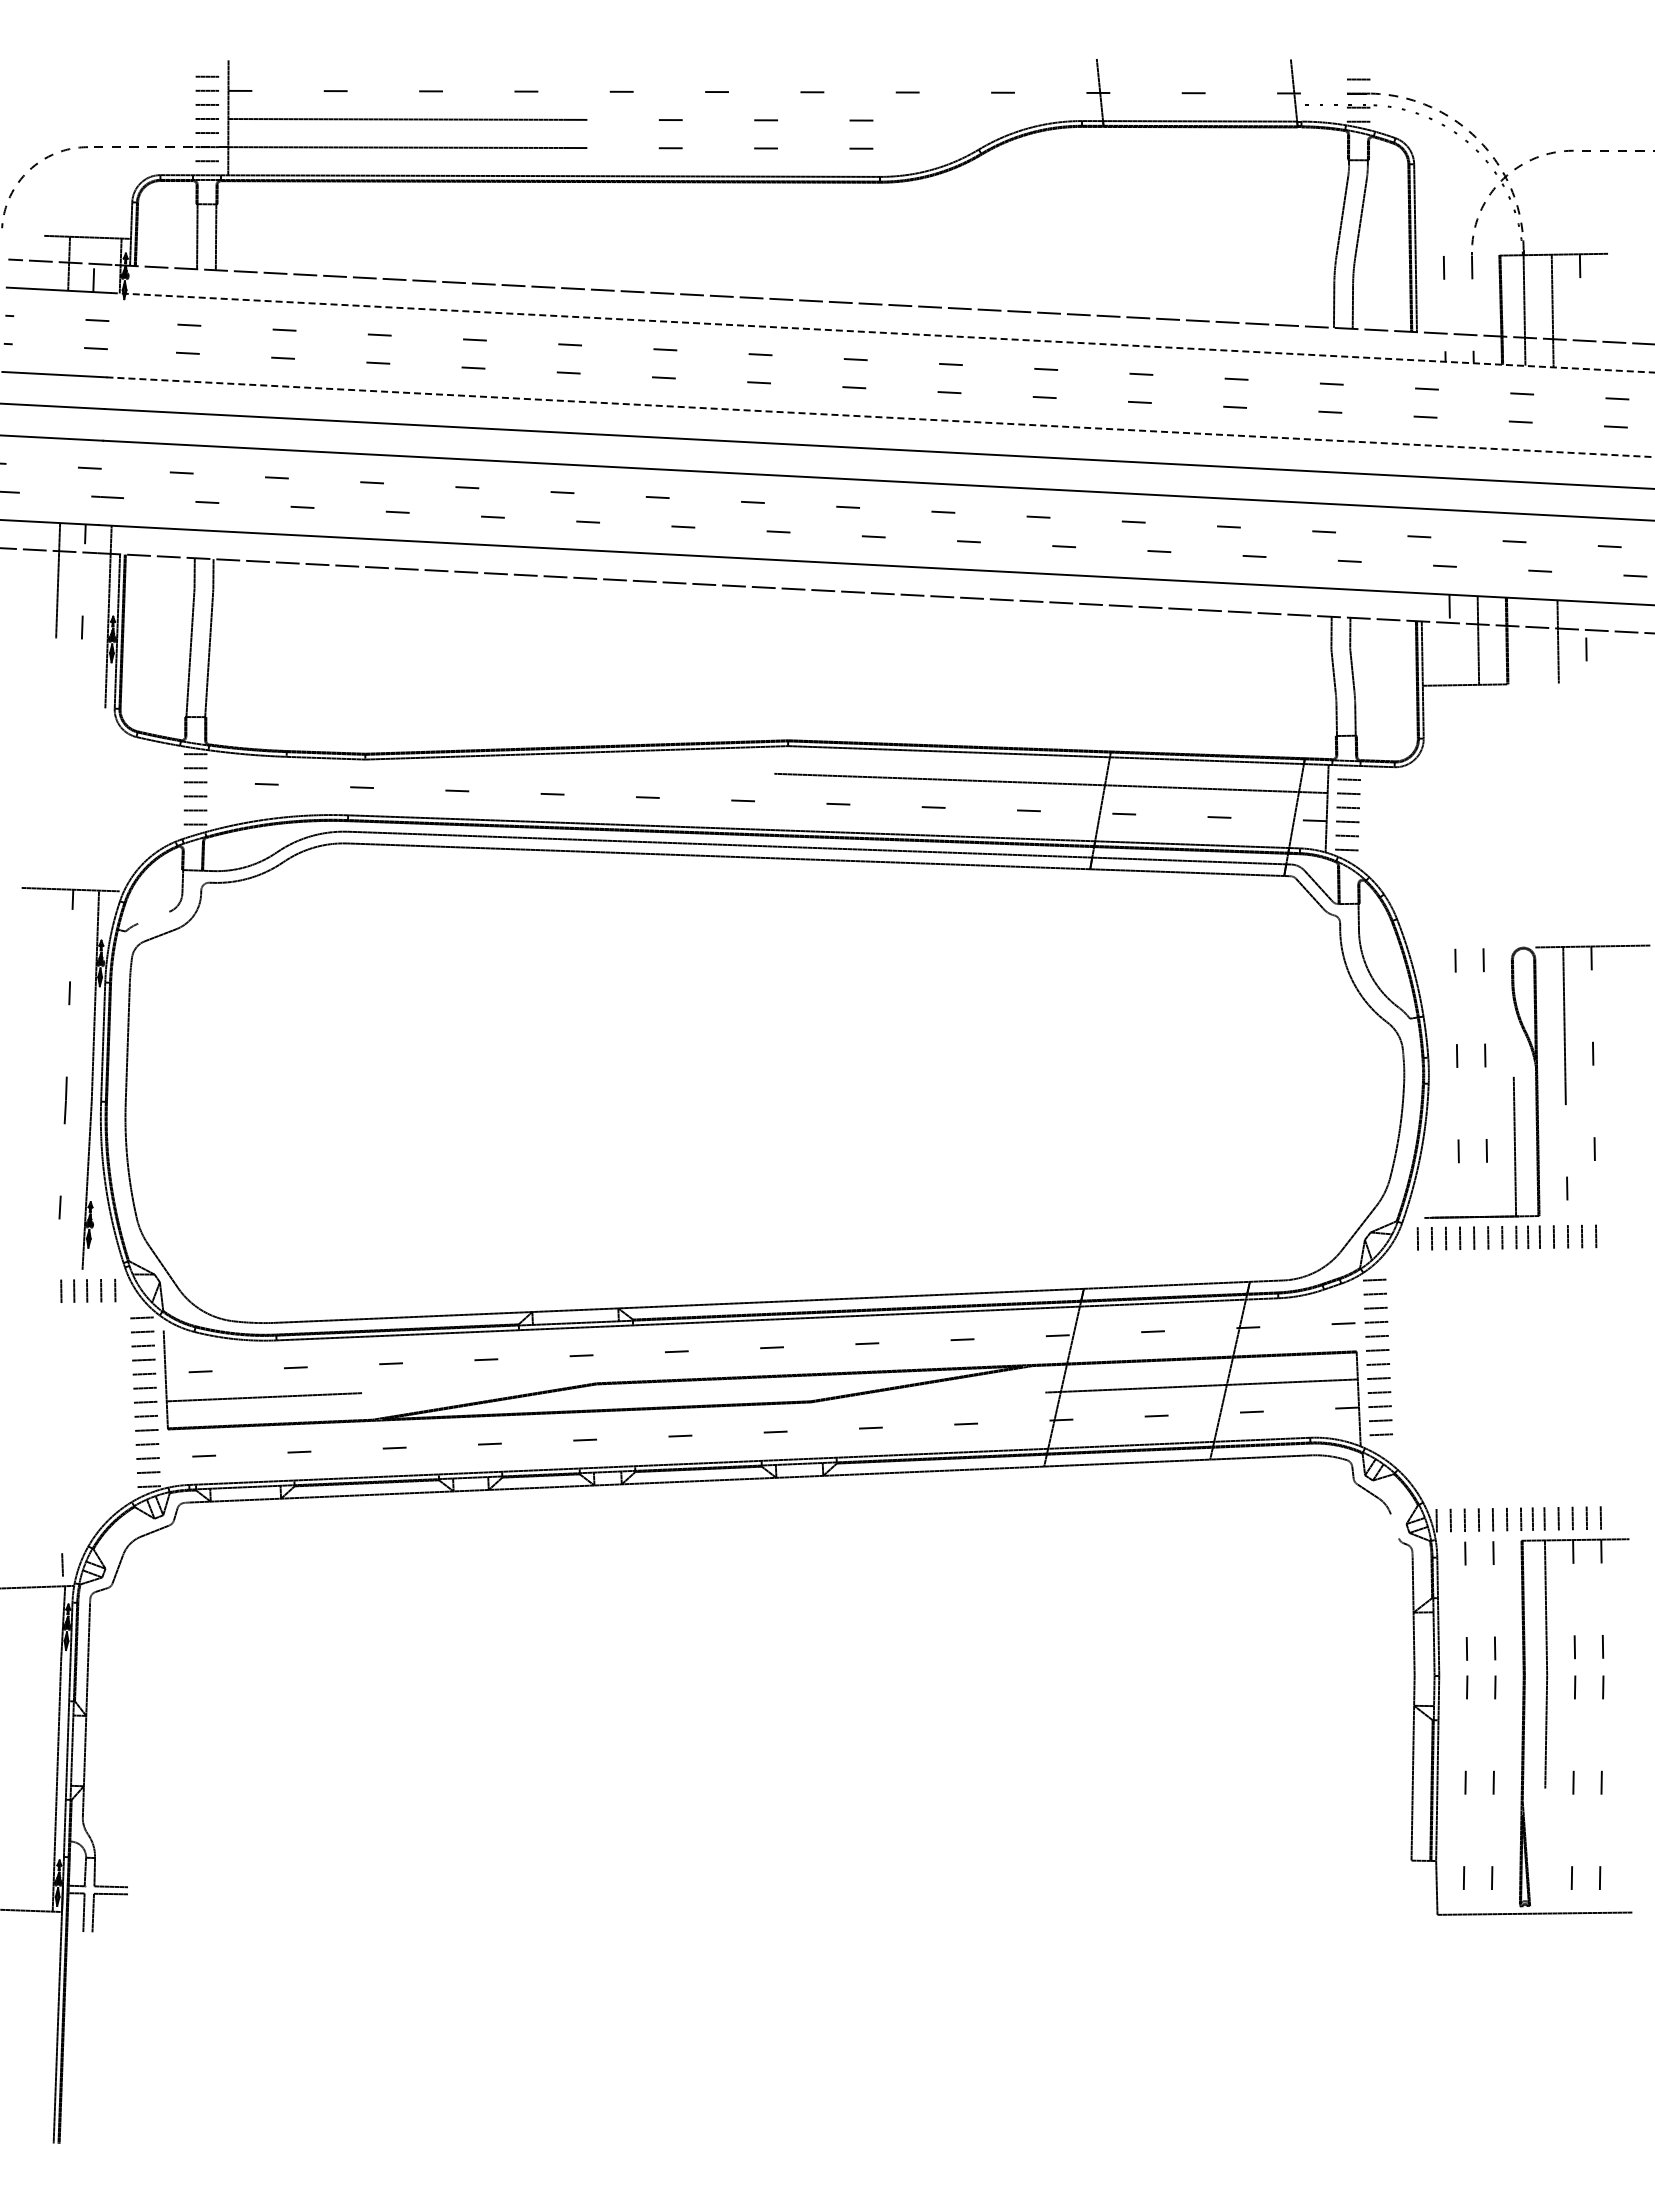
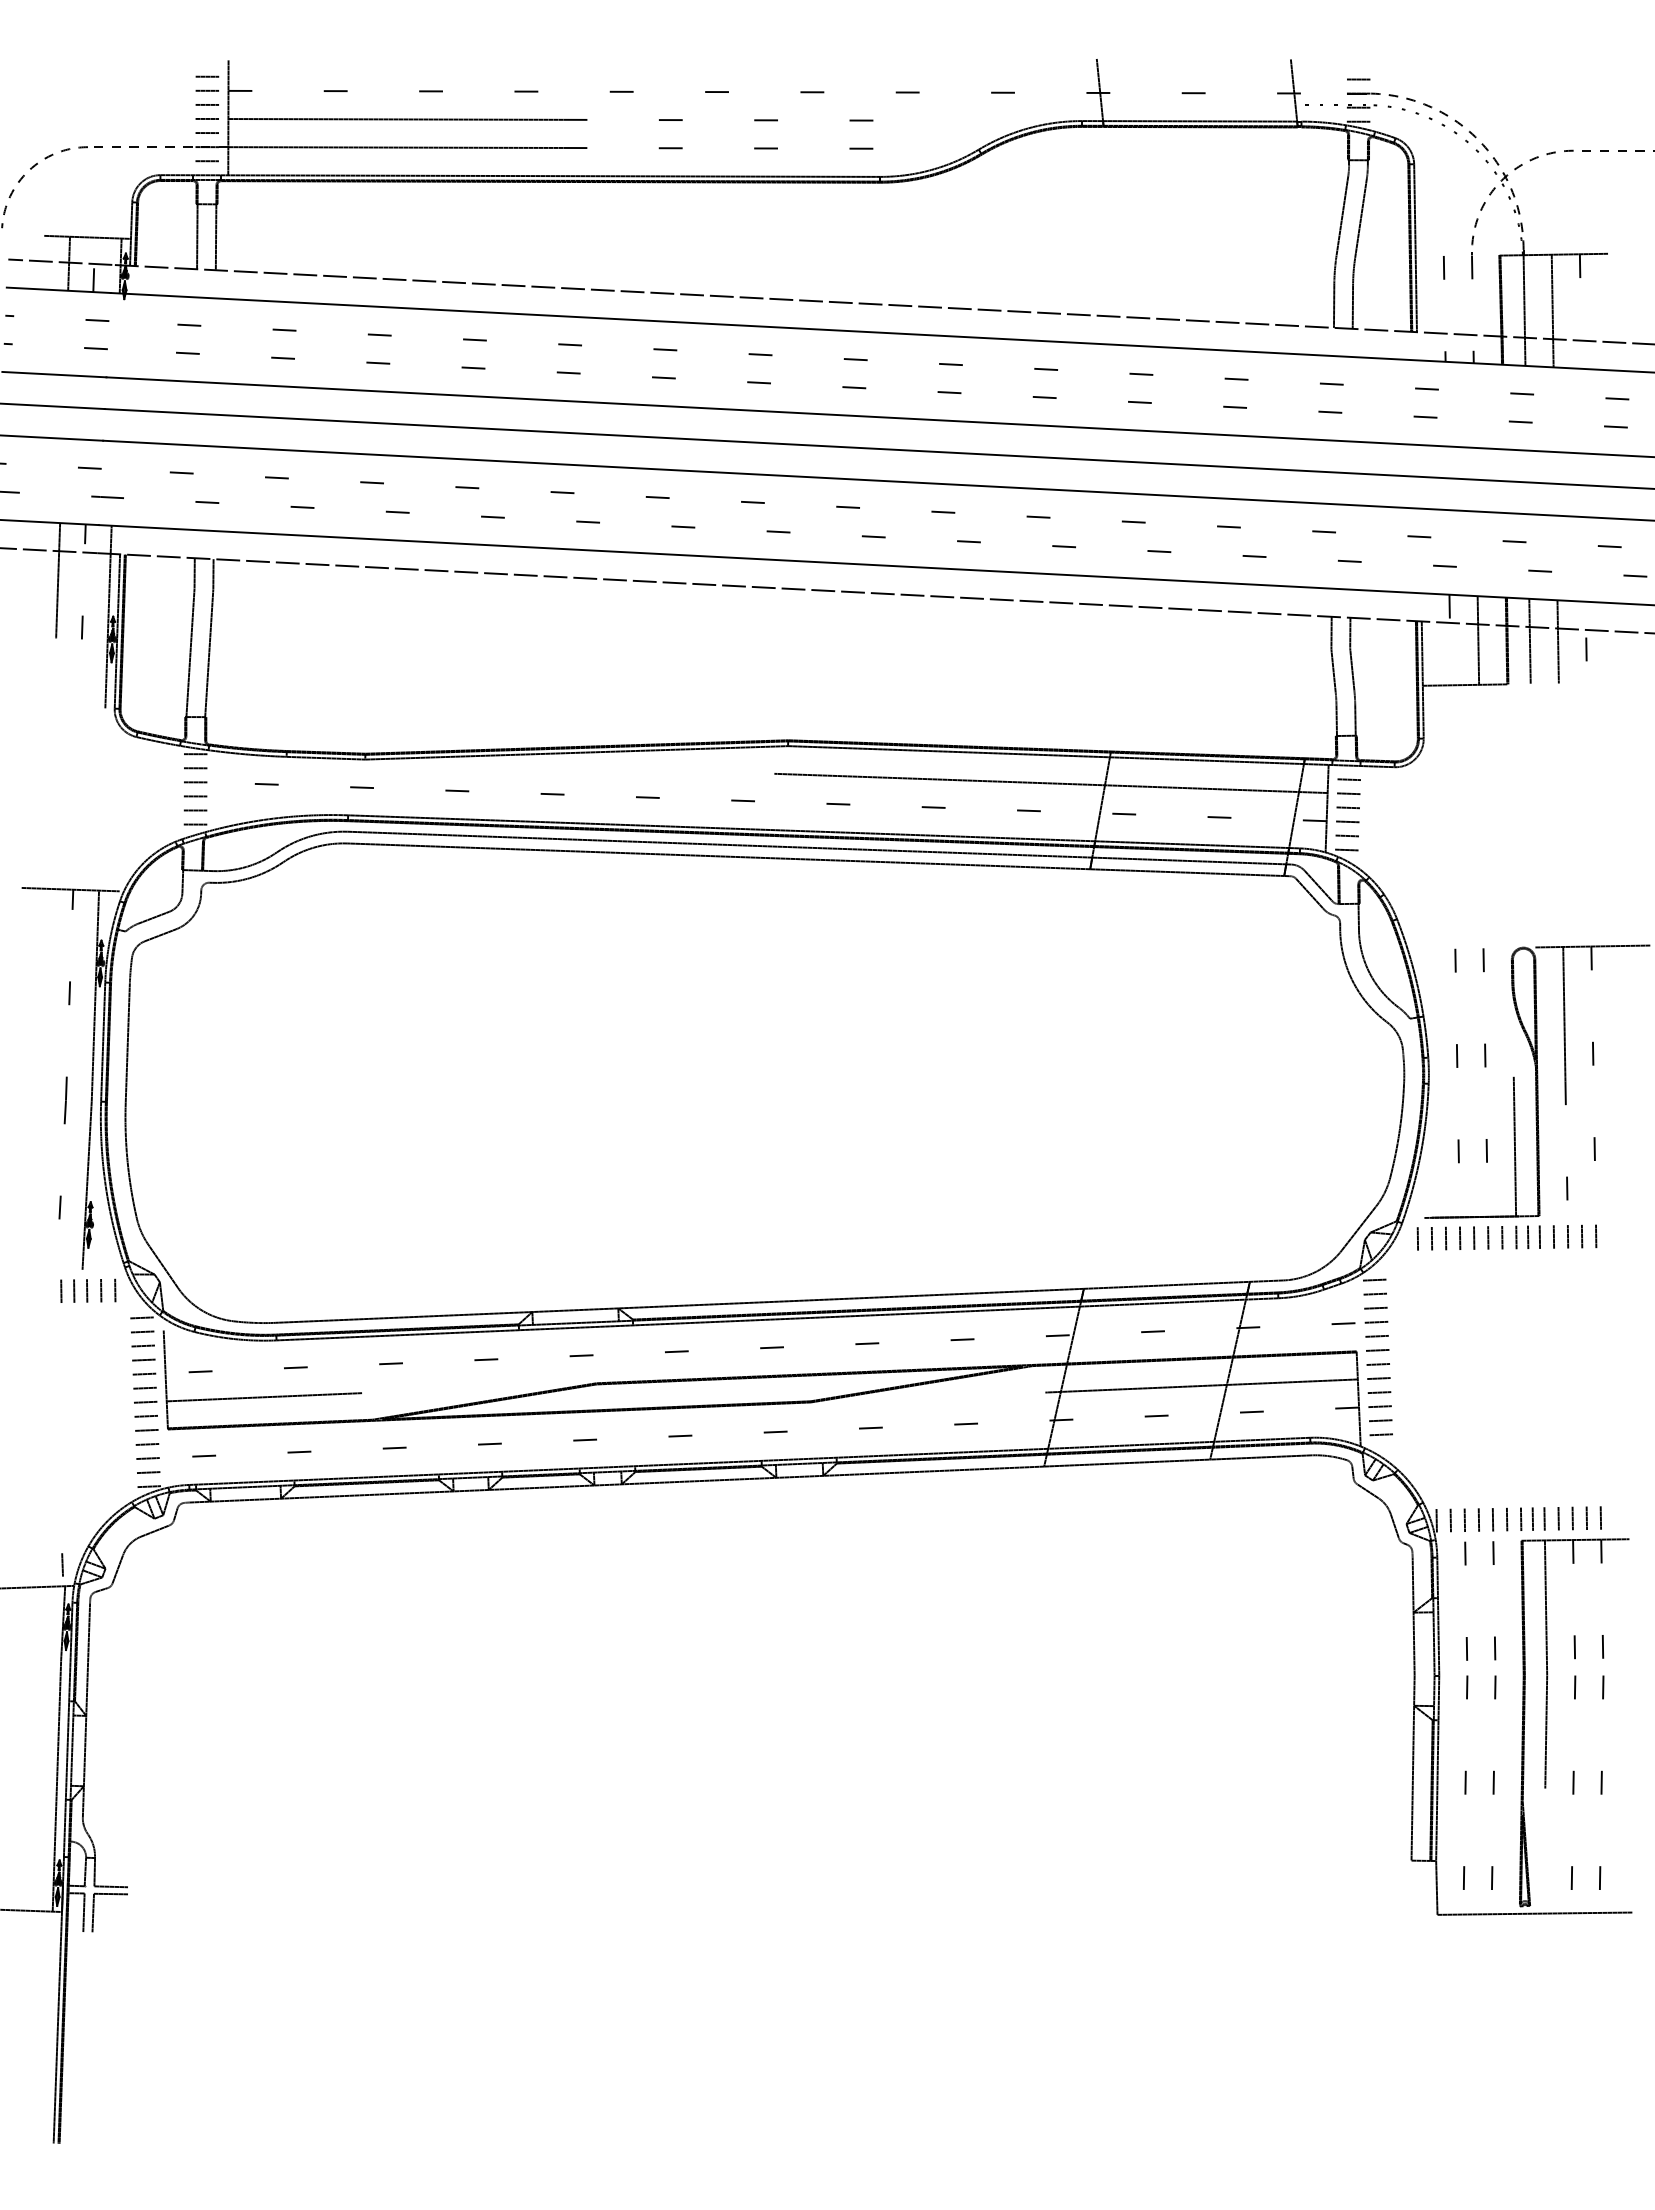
line: dashed -> solid (882, 332)
line: dashed -> solid (880, 417)
line: none -> present (1529, 641)
line: none -> present (153, 917)
line: none -> present (1394, 1526)
